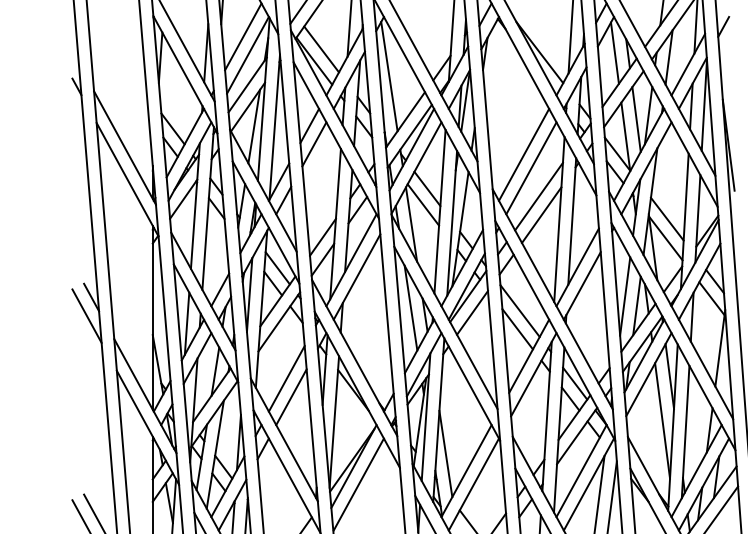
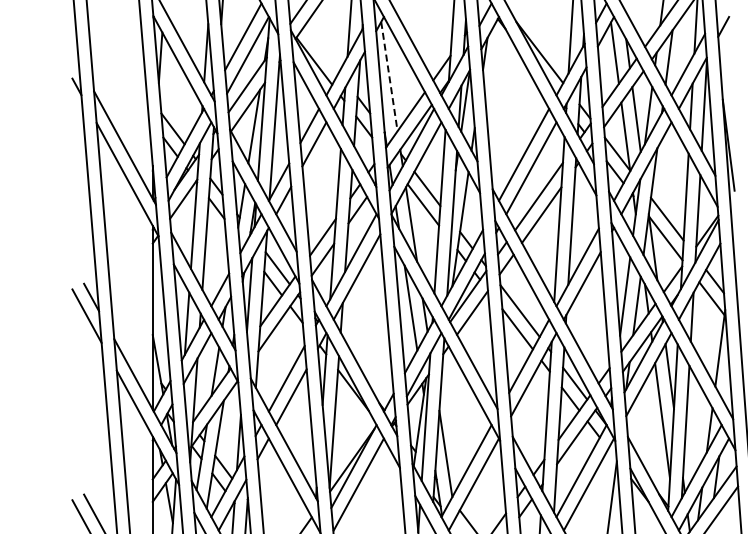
line: present -> none (321, 49)
line: solid -> dashed (389, 77)
line: present -> none (599, 492)
